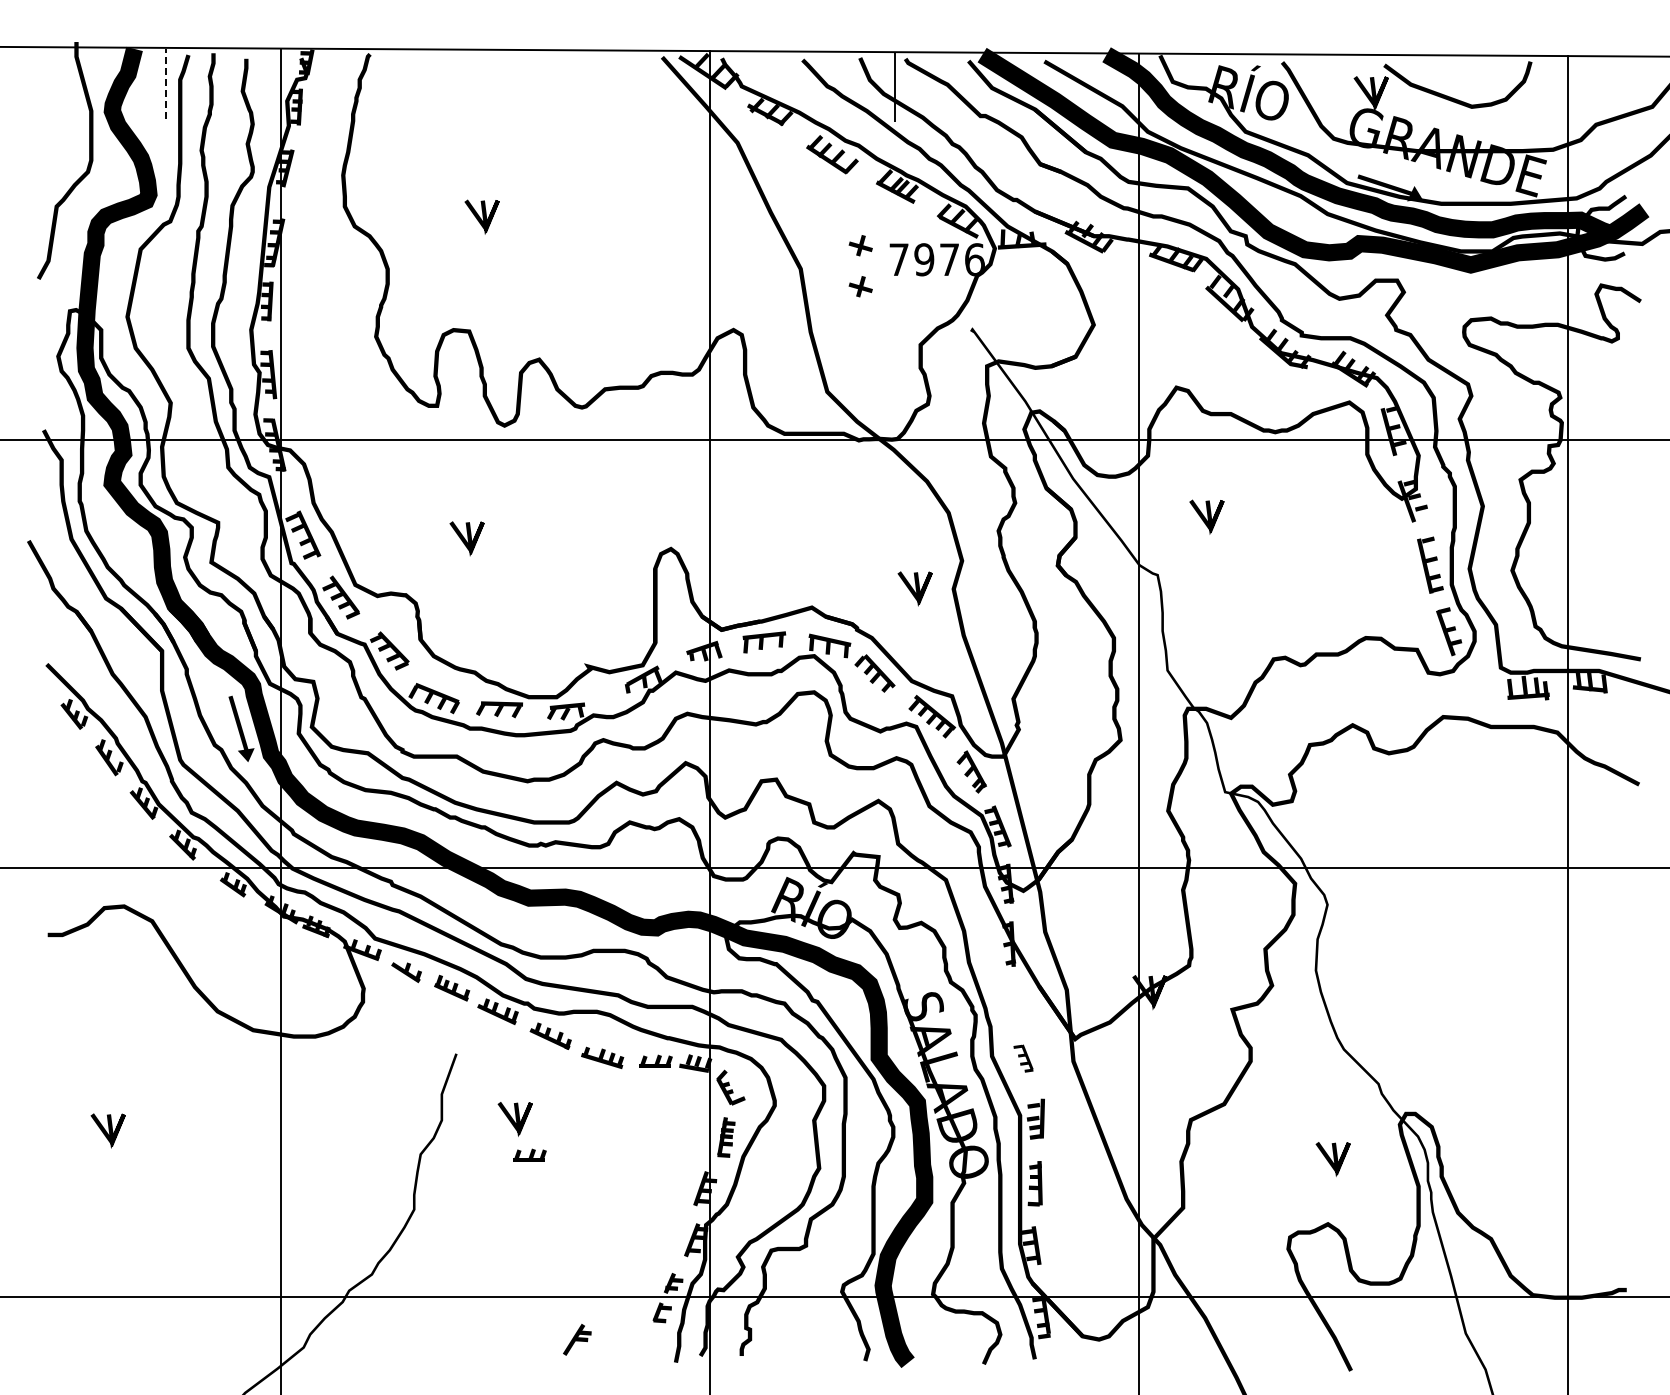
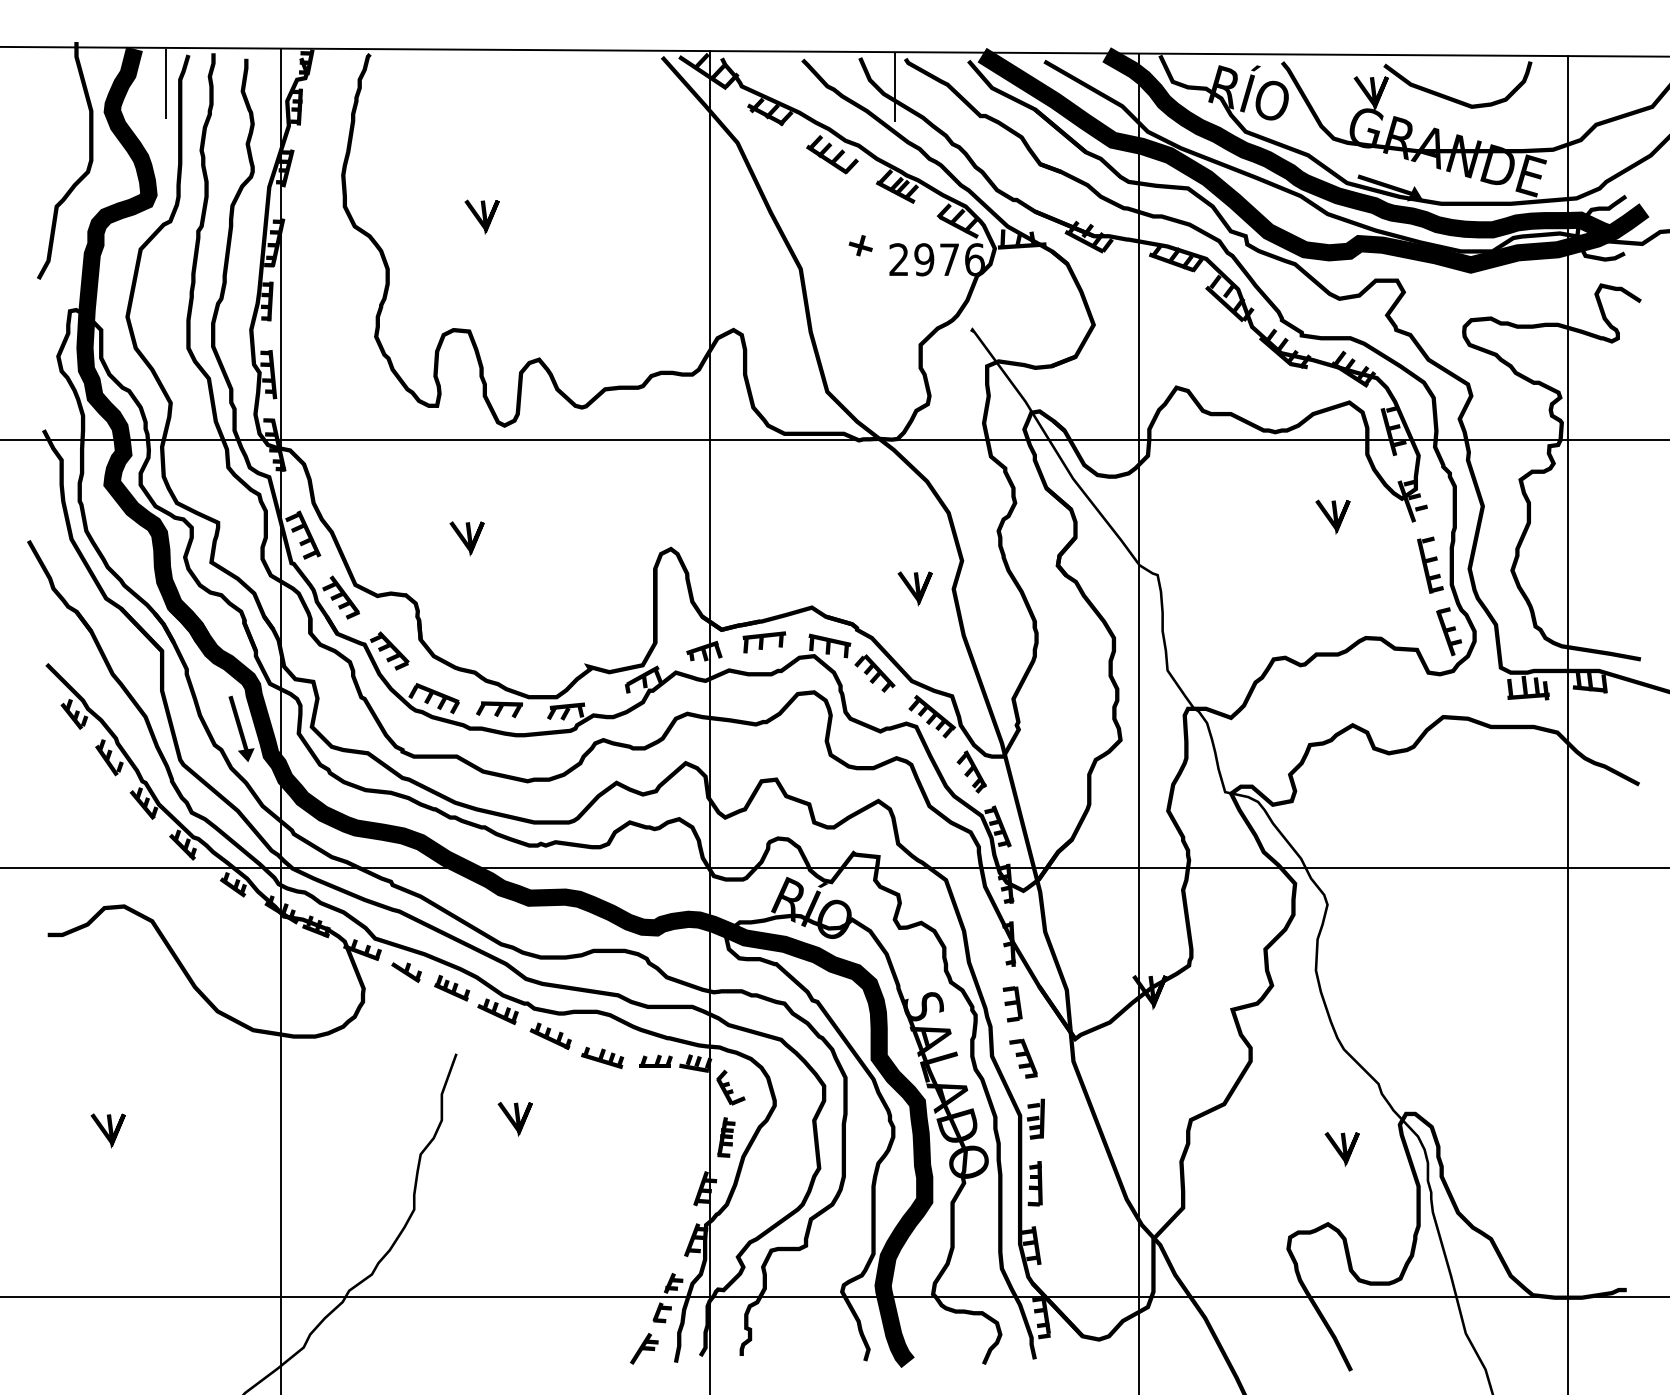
line: dashed -> solid (166, 83)
text: 7976 -> 2976 (898, 259)
part: present -> none (860, 286)
line position: (1207, 516) -> (1333, 516) (1333, 516)
part: none -> present (1012, 1004)
part size: 21x29 px -> 29x41 px (1023, 1058)
part: present -> none (529, 1154)
line position: (1331, 1159) -> (1340, 1149) (1340, 1149)
part position: (577, 1339) -> (644, 1348) (644, 1348)
